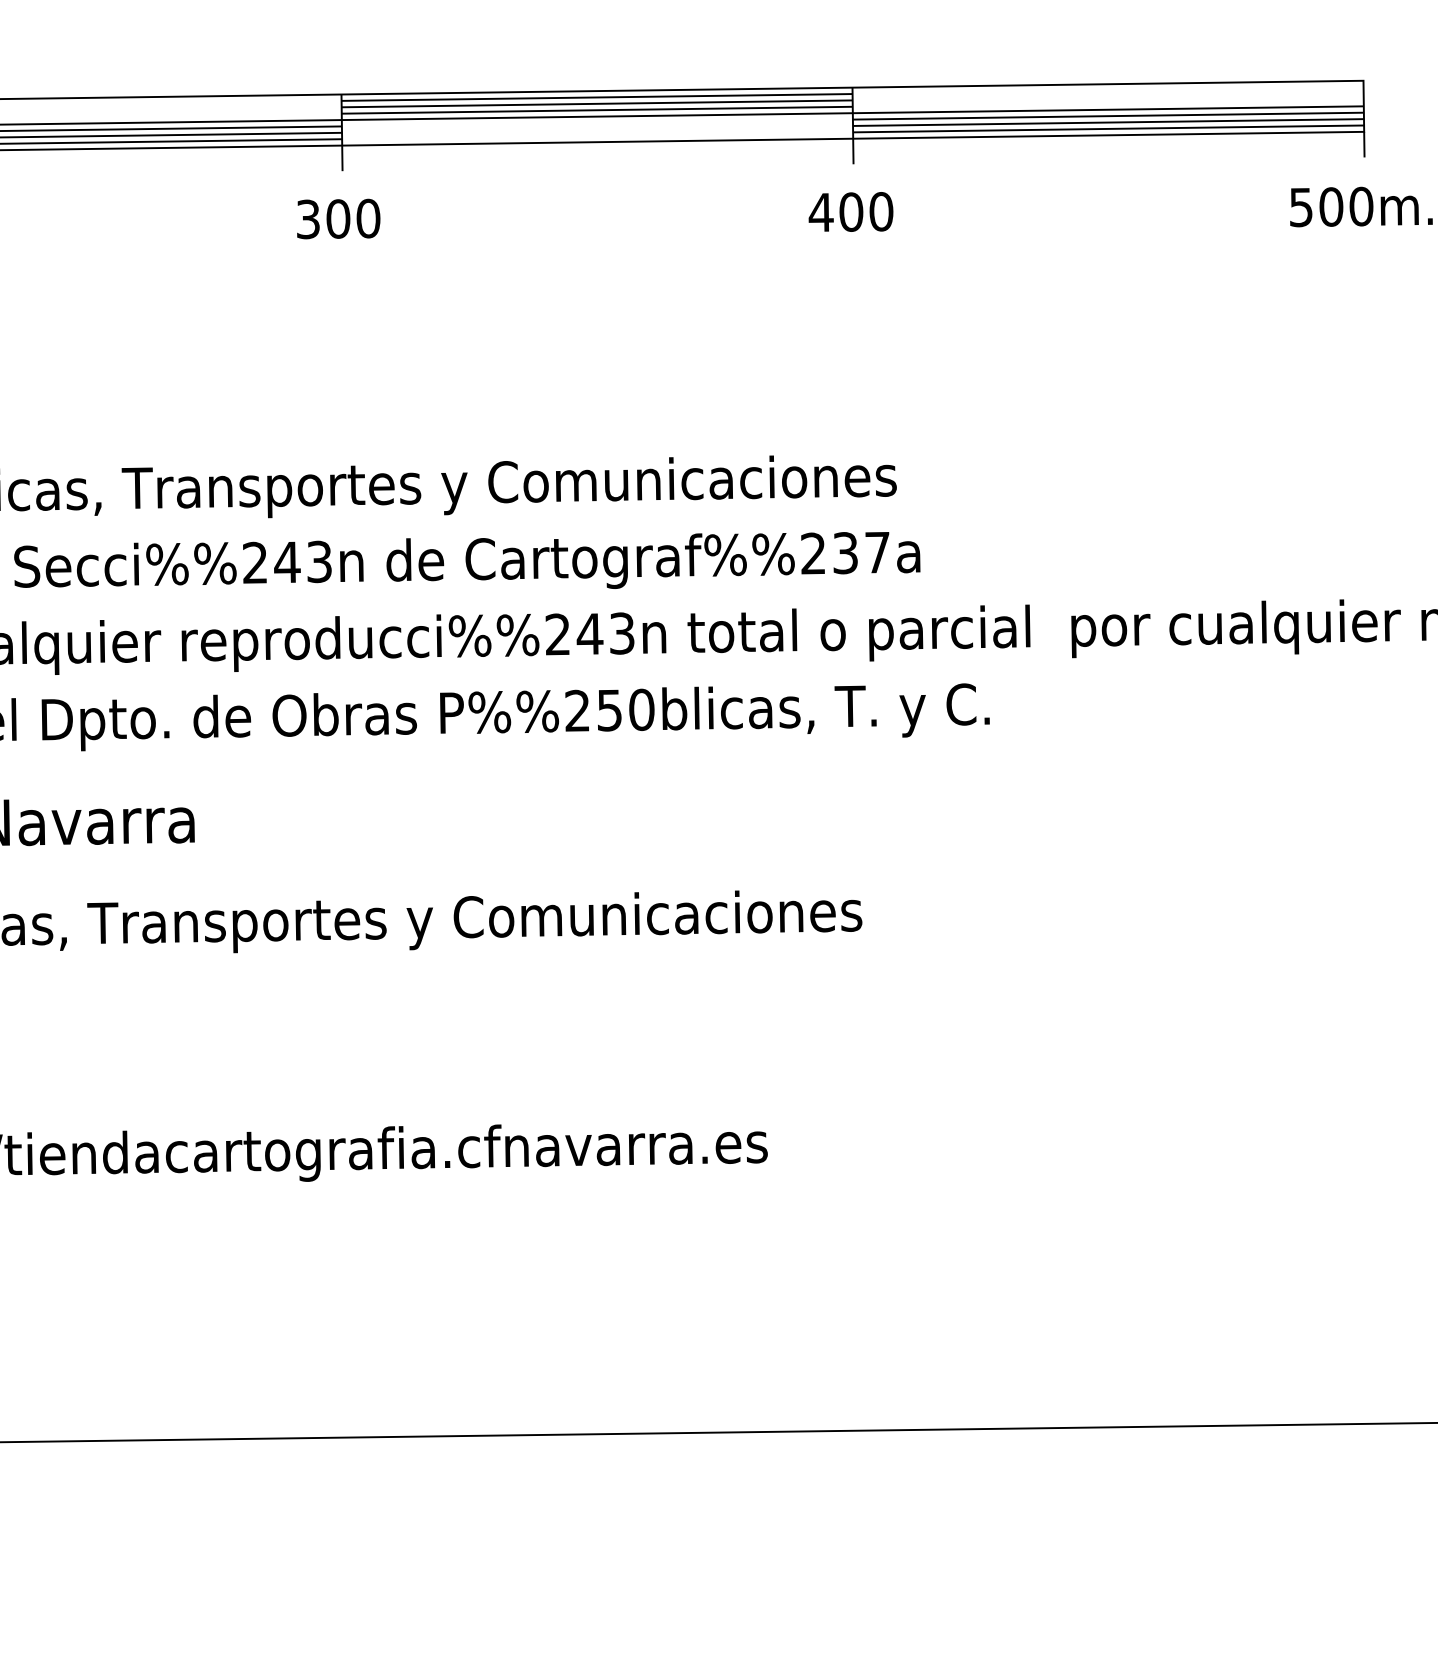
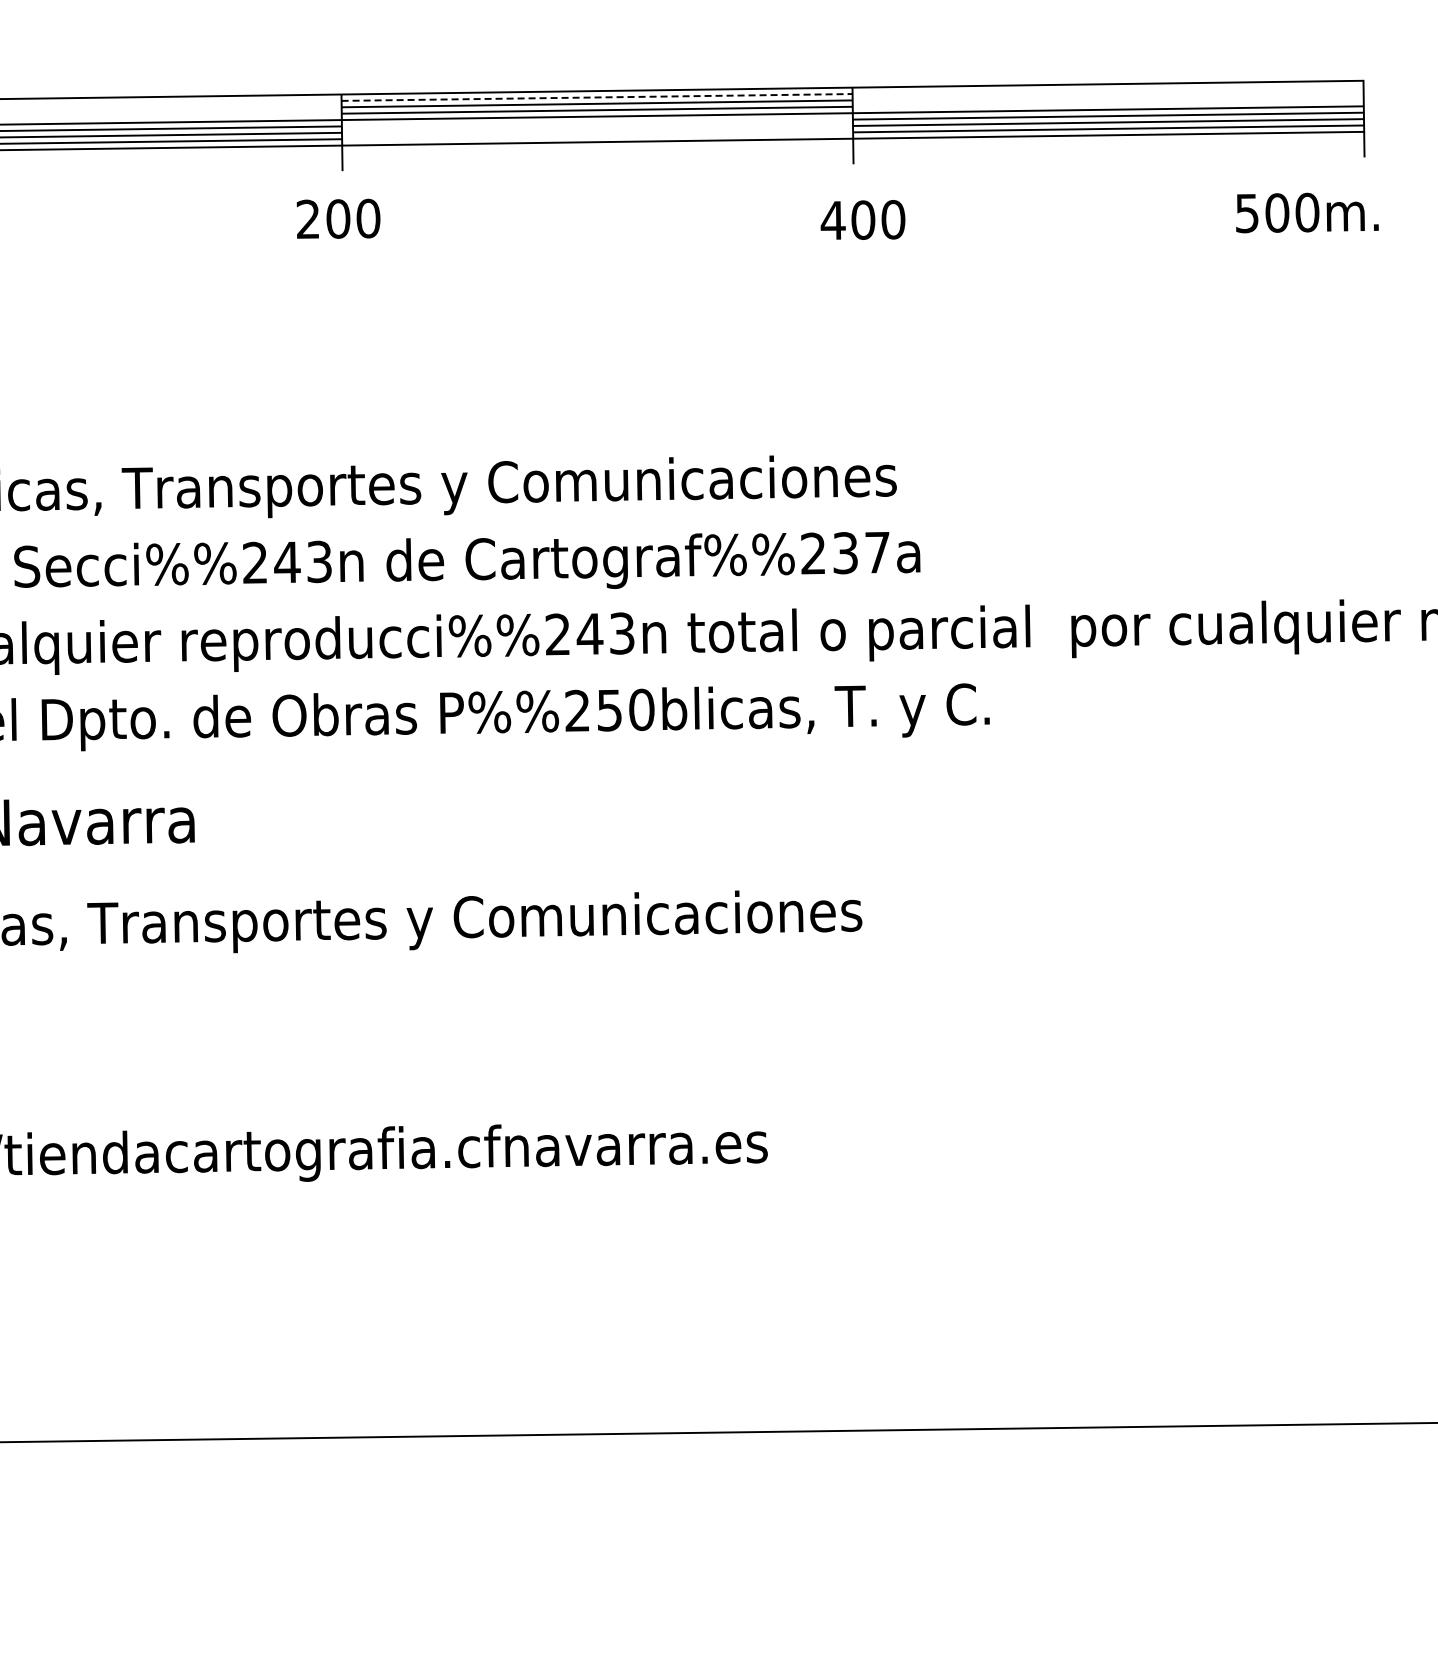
line: solid -> dashed (597, 97)
text position: (1361, 206) -> (1307, 212) (1307, 212)
text position: (850, 211) -> (862, 219) (862, 219)
text: 300 -> 200 (307, 219)
